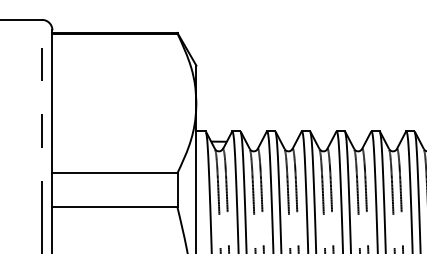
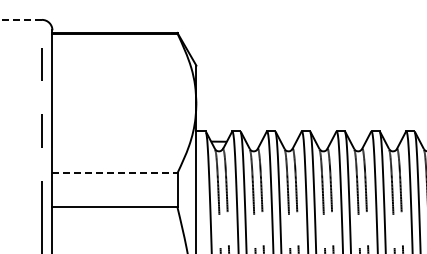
line: solid -> dashed (21, 19)
line: solid -> dashed (114, 173)
